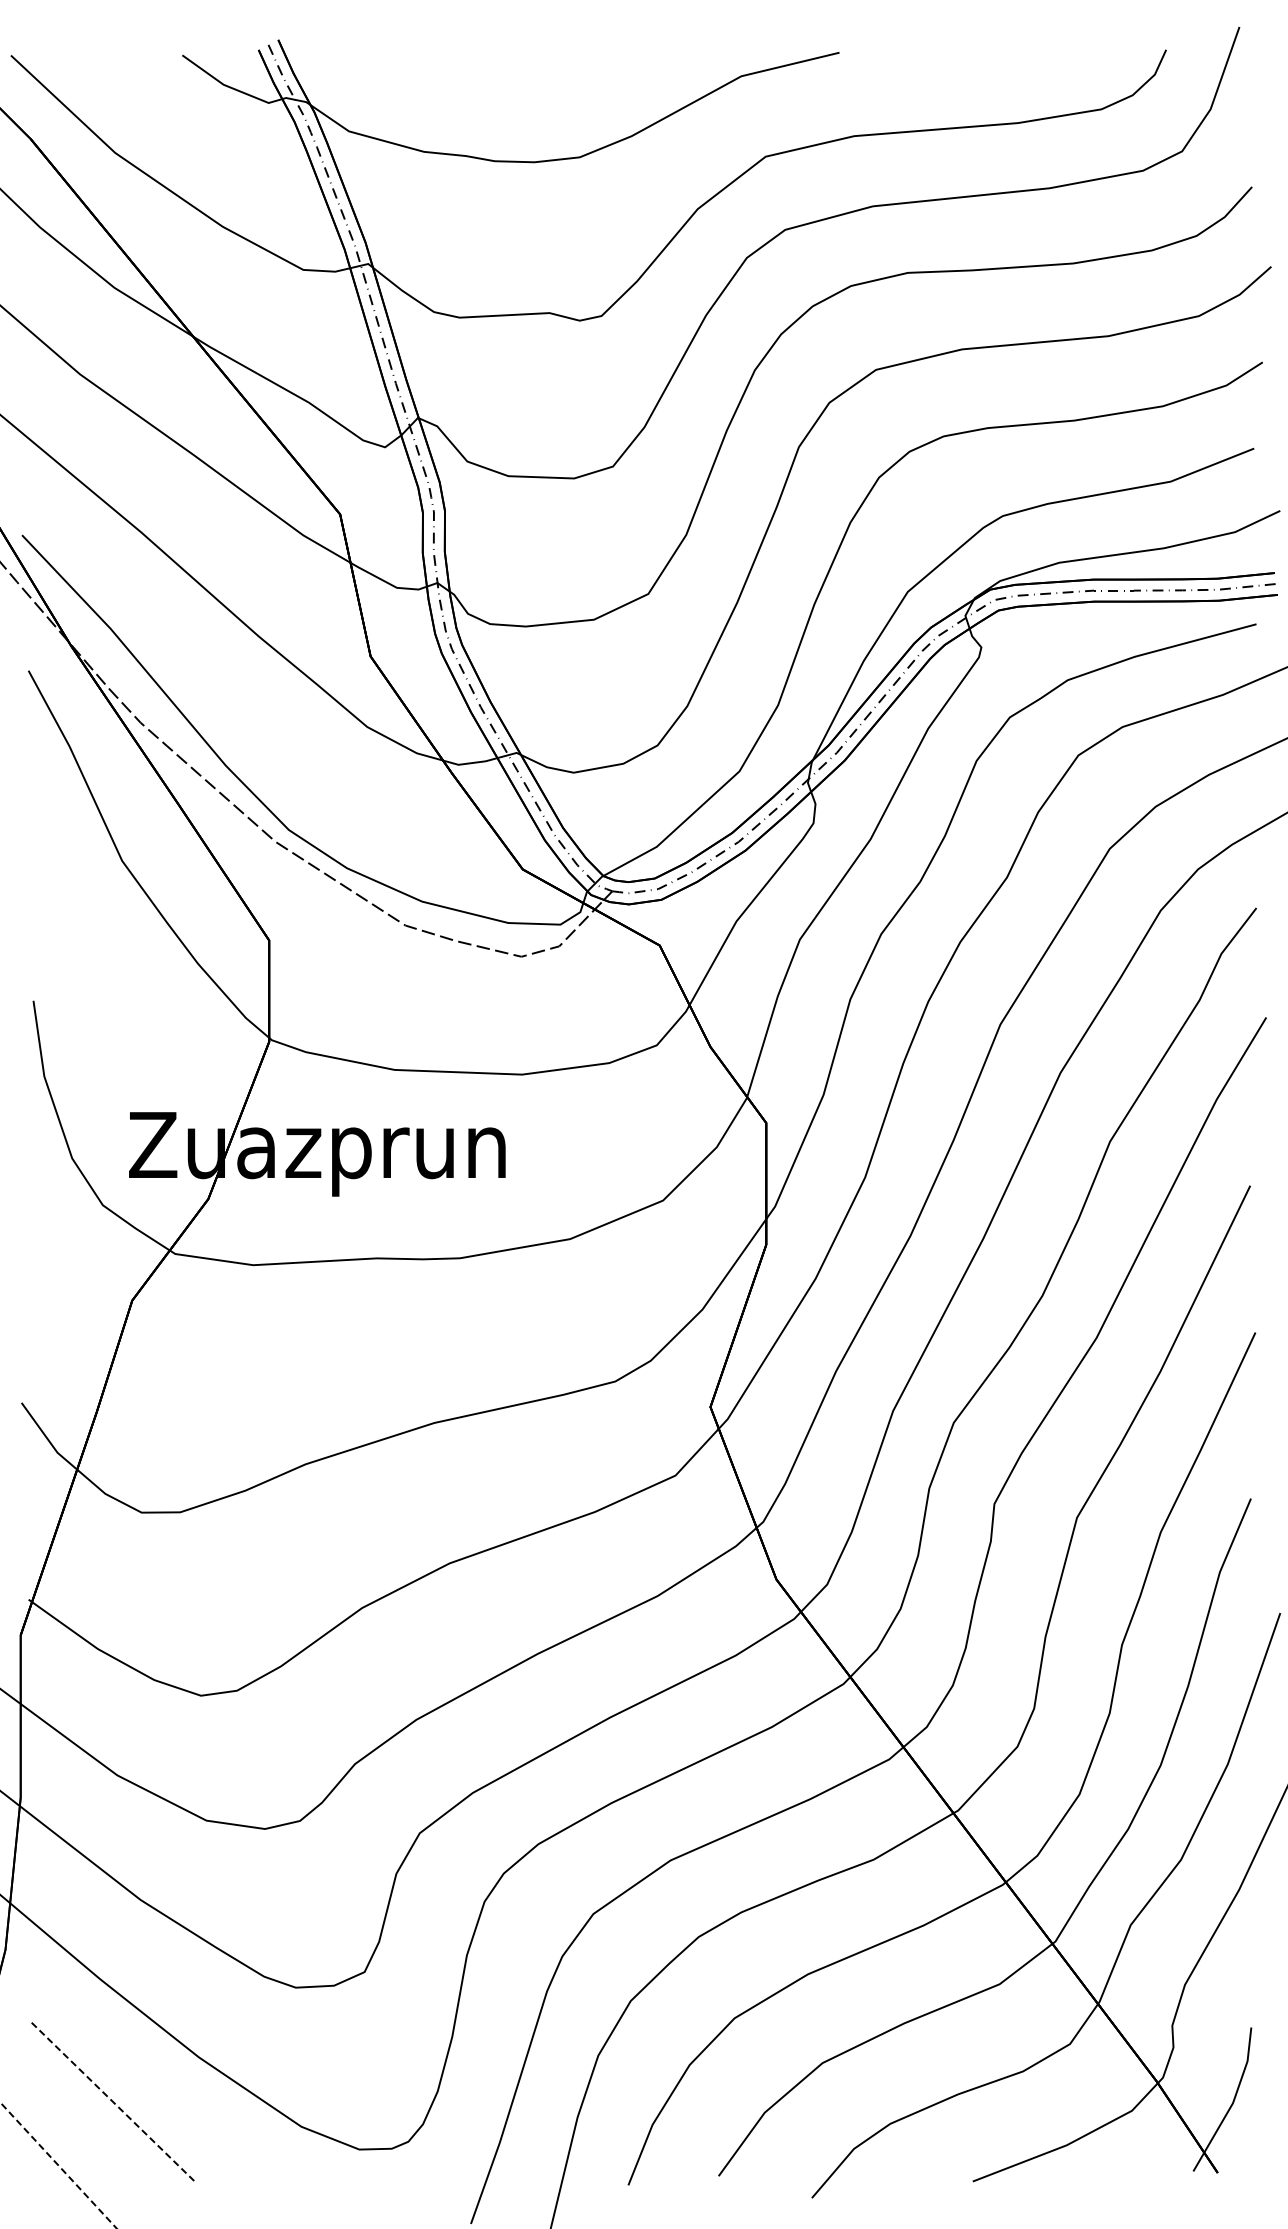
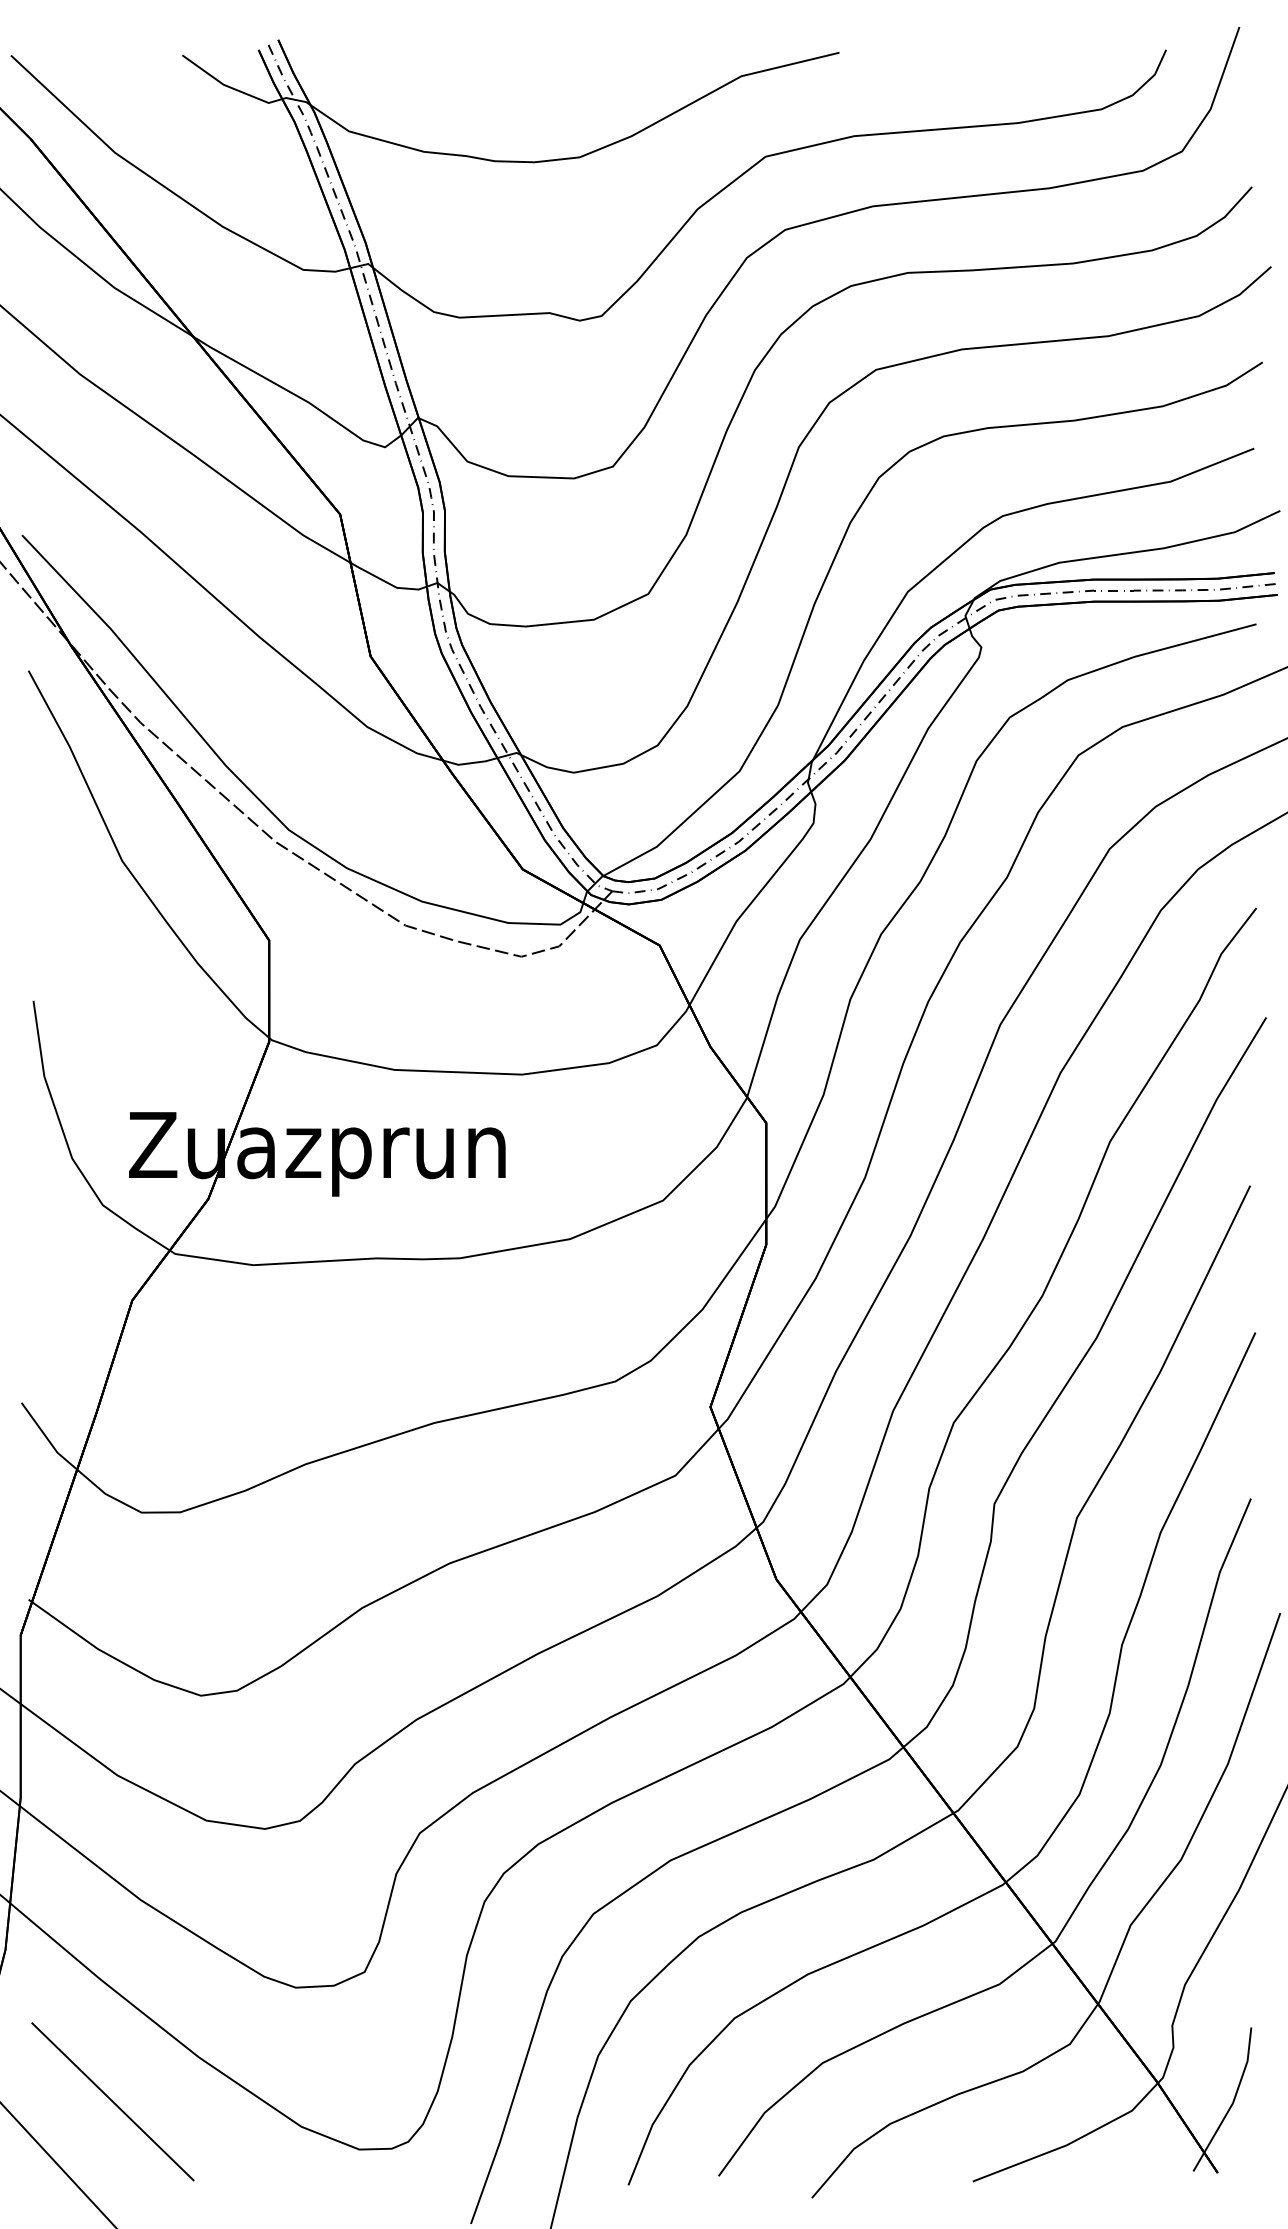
line: dashed -> solid (113, 2102)
line: dashed -> solid (58, 2165)
